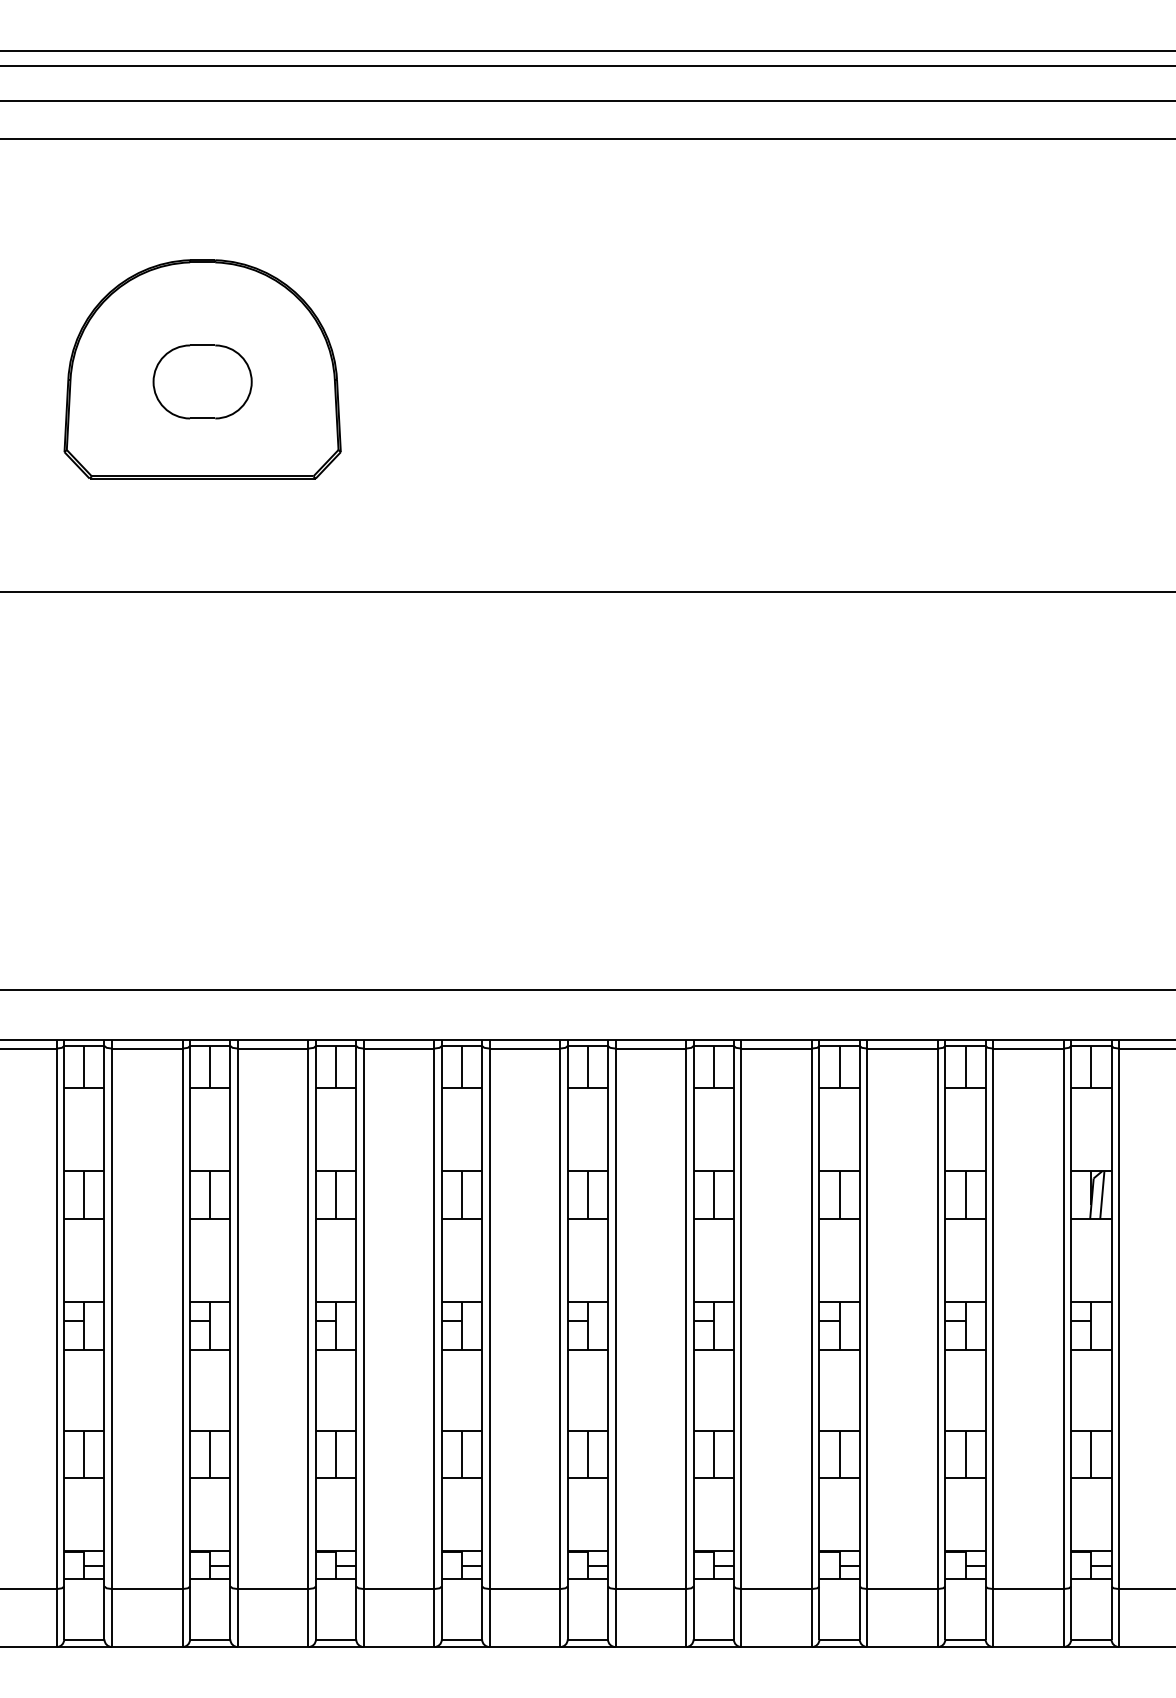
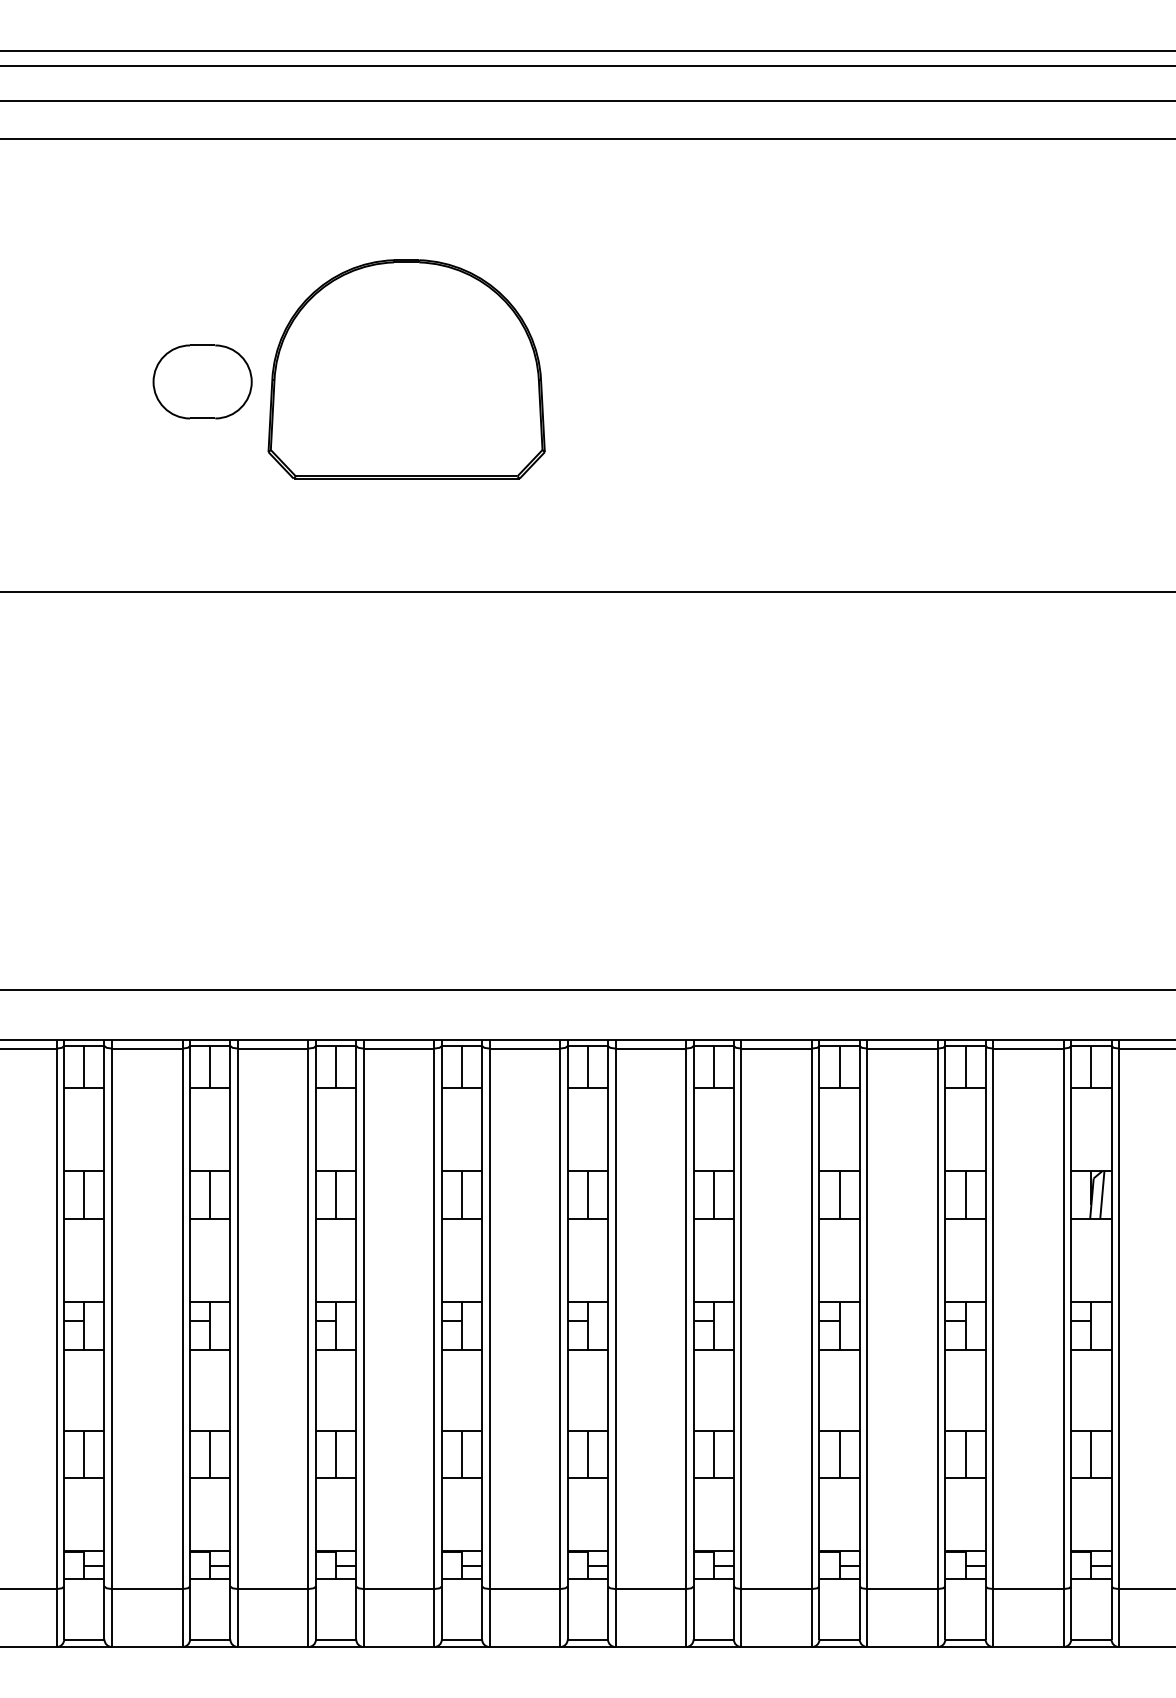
part position: (202, 369) -> (406, 369) (406, 369)
